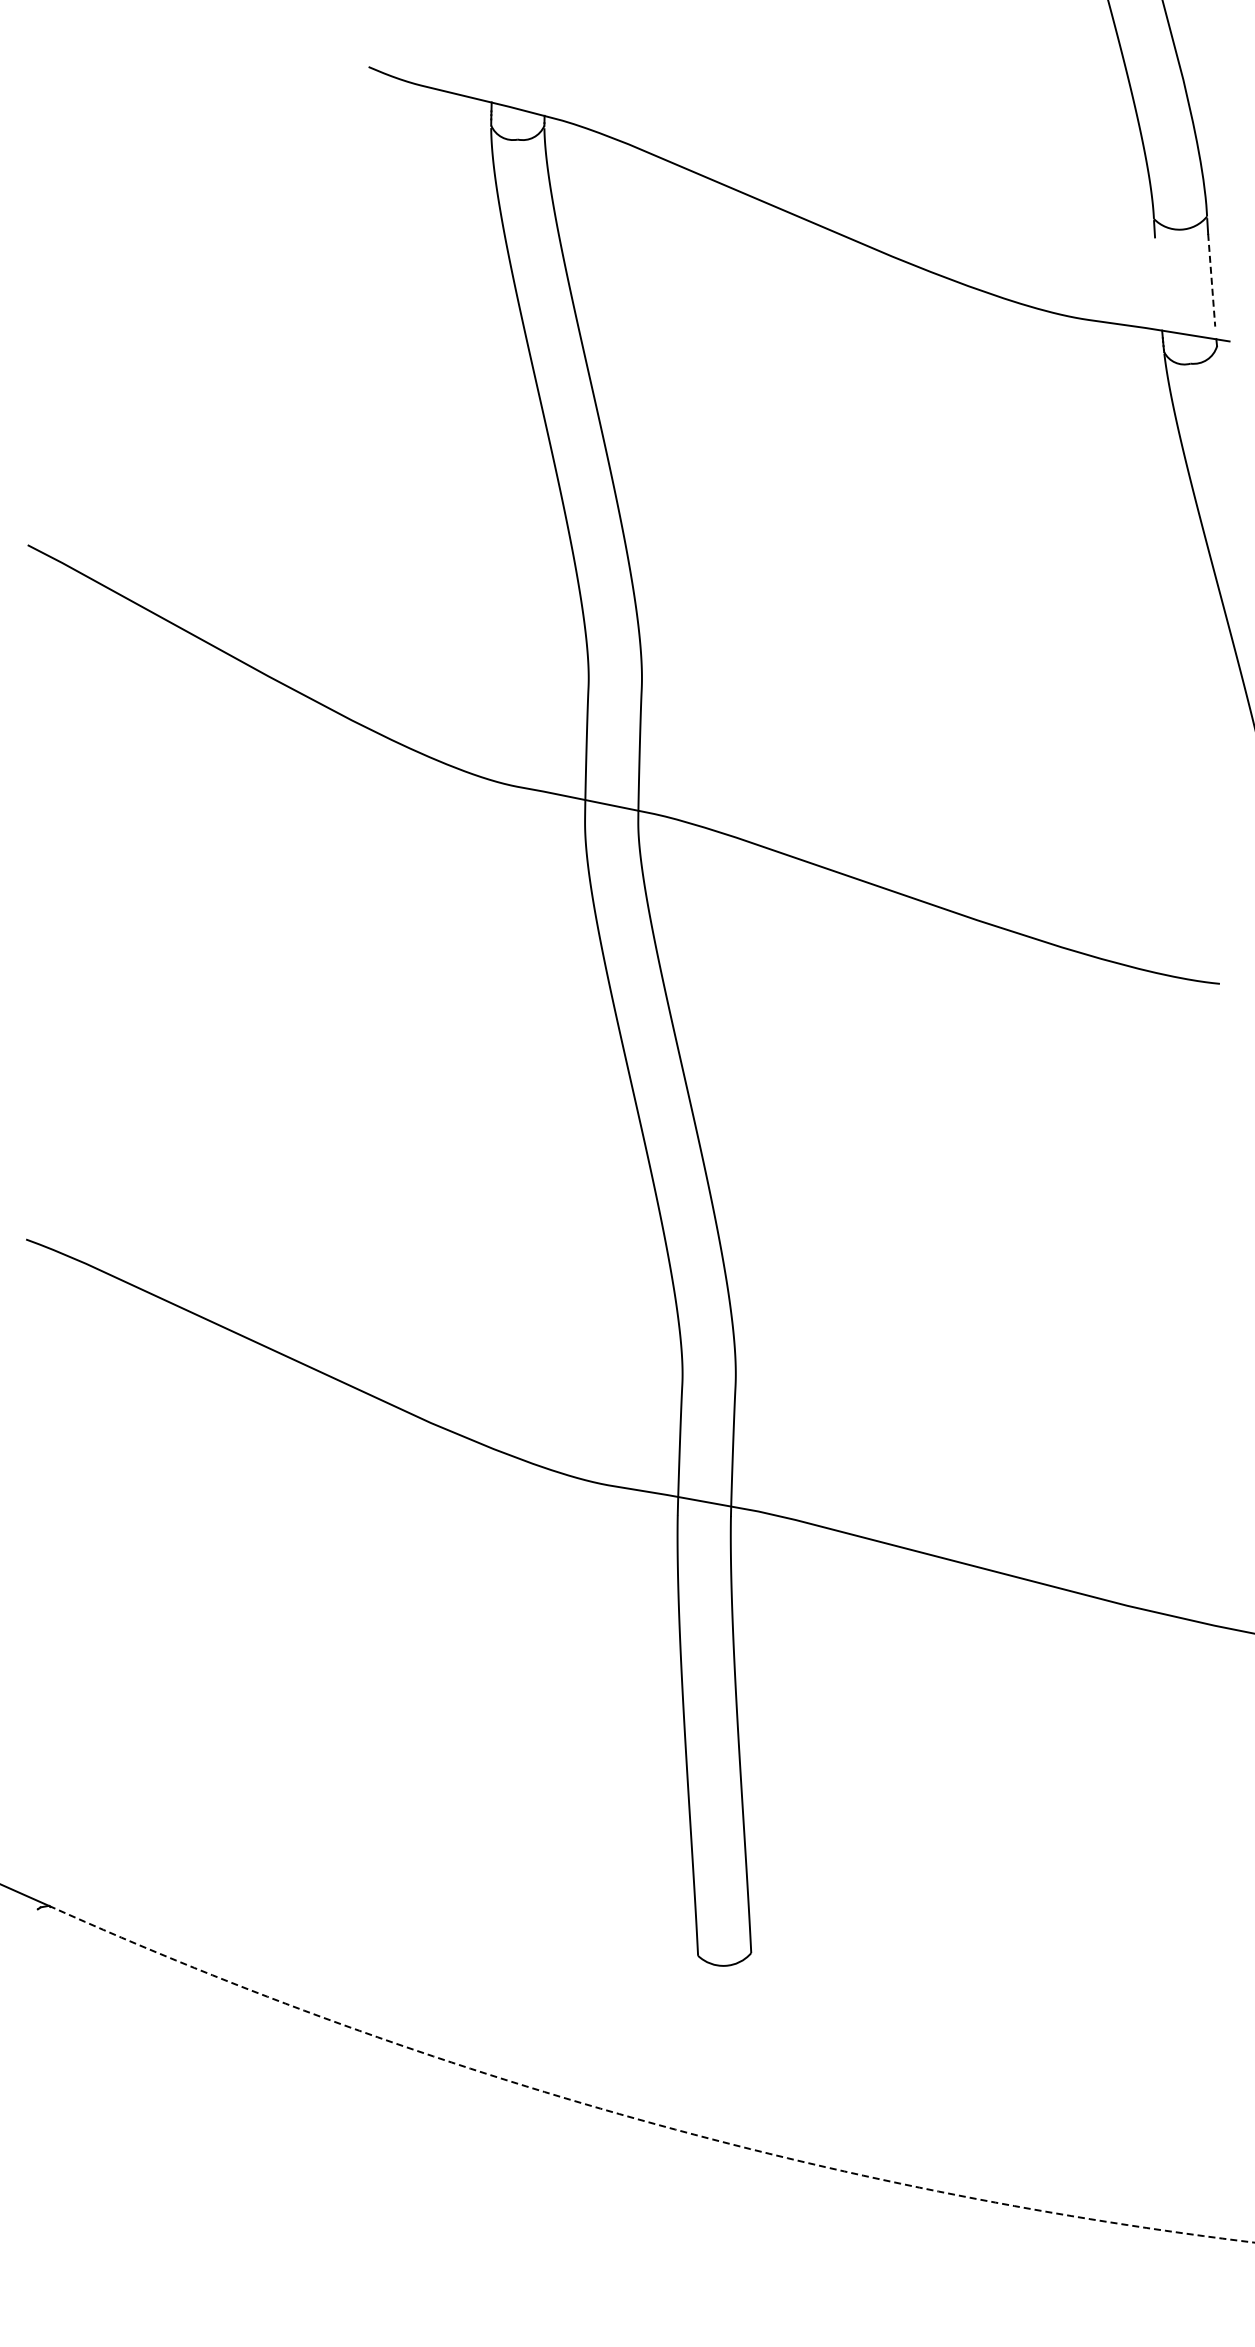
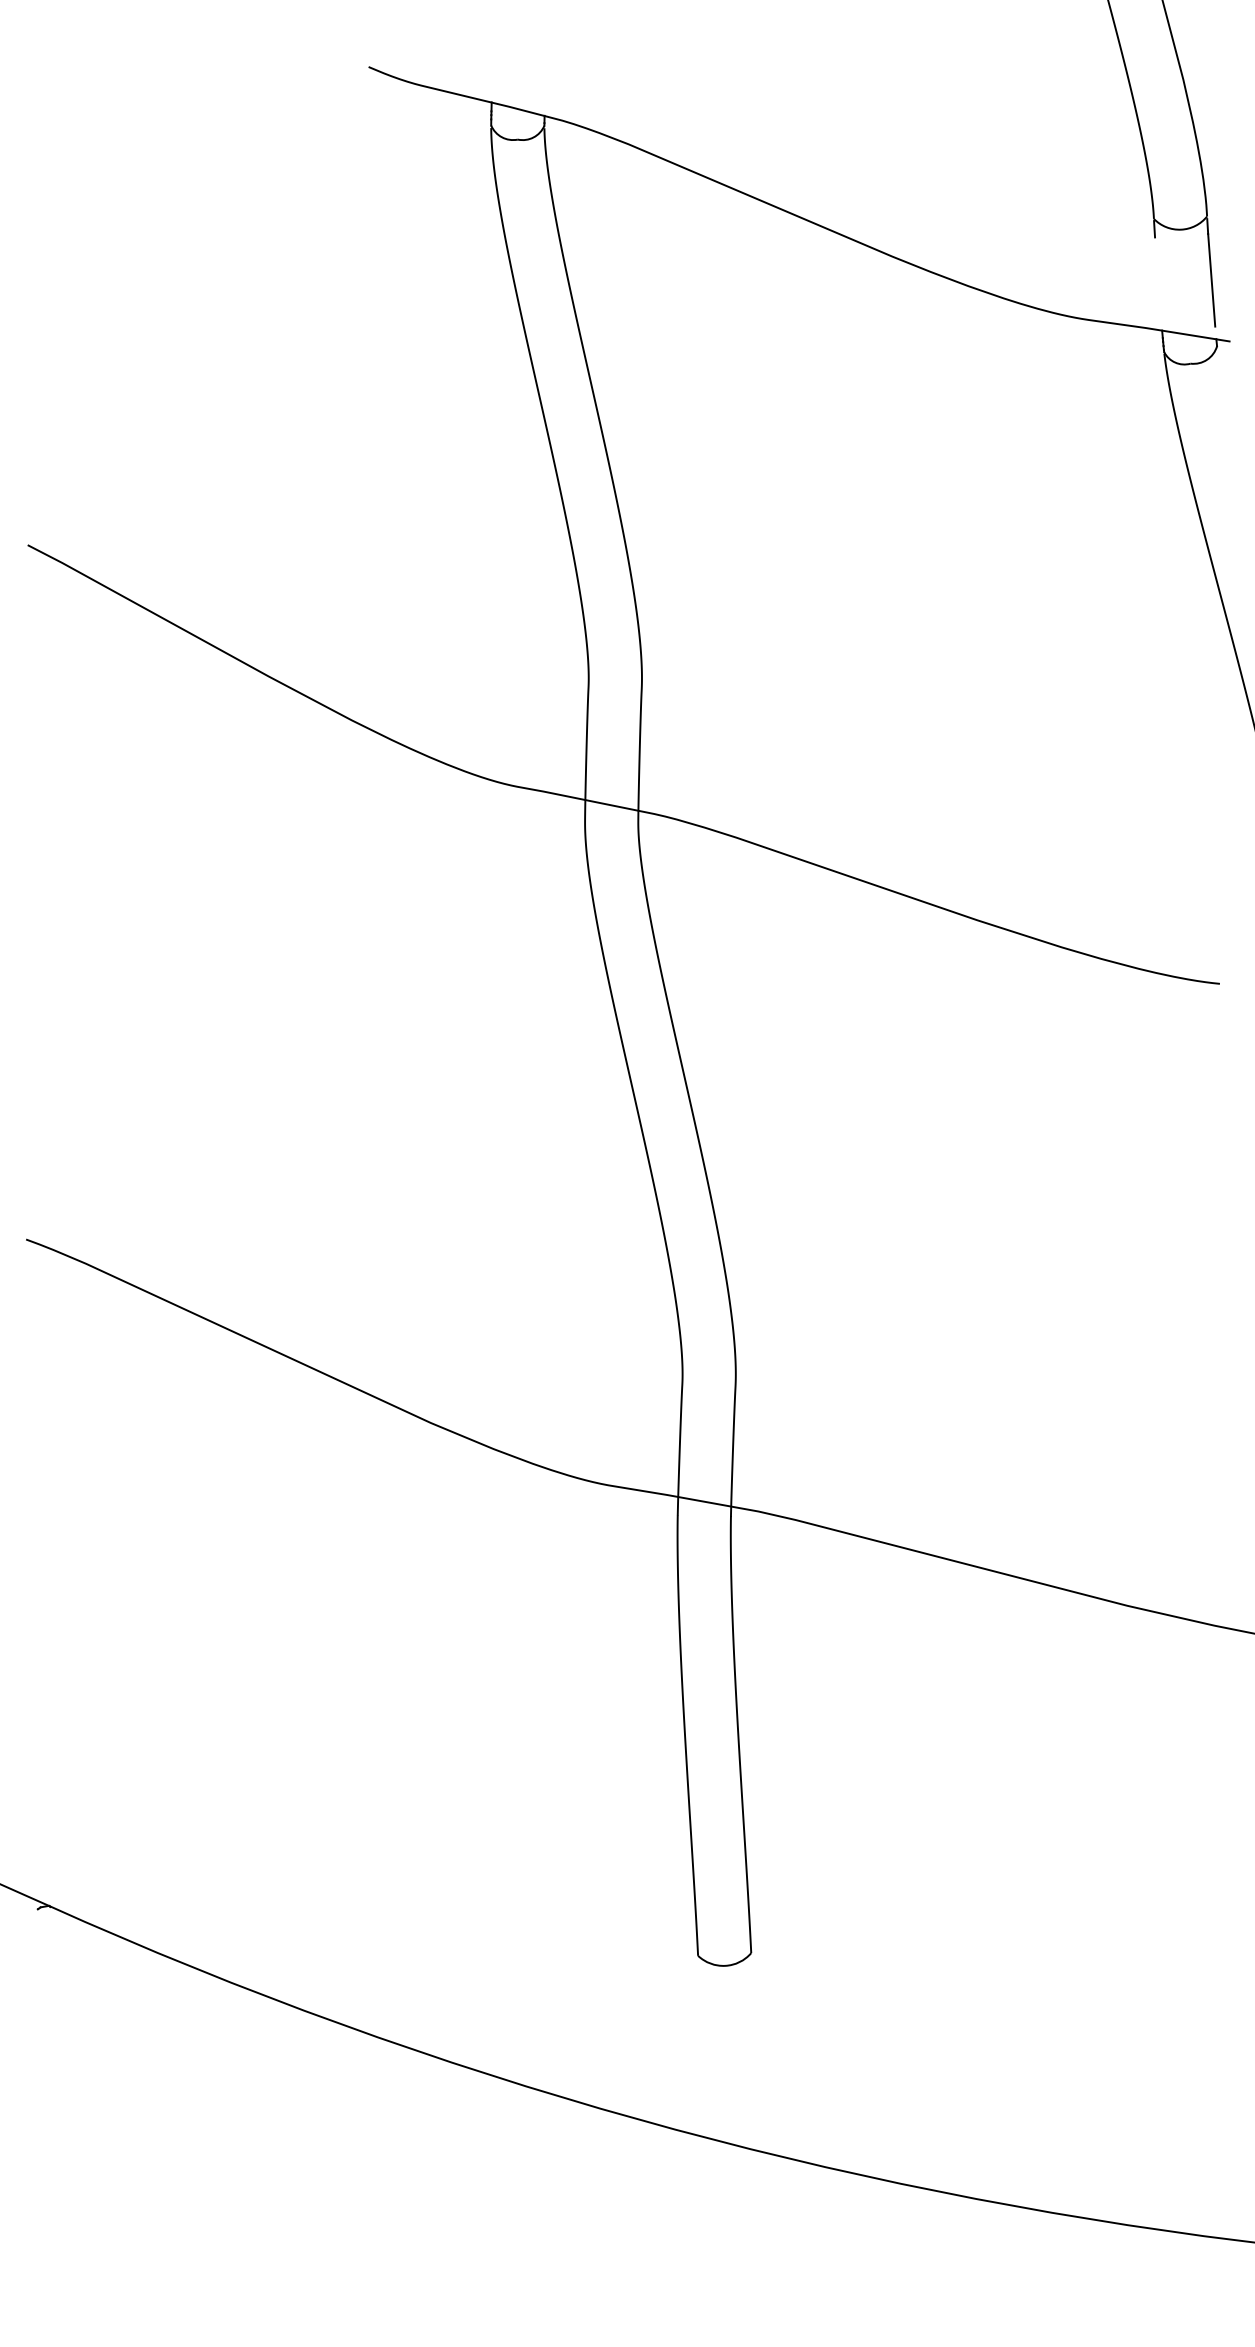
line: dashed -> solid (1211, 280)
arc: dashed -> solid (638, 2119)
